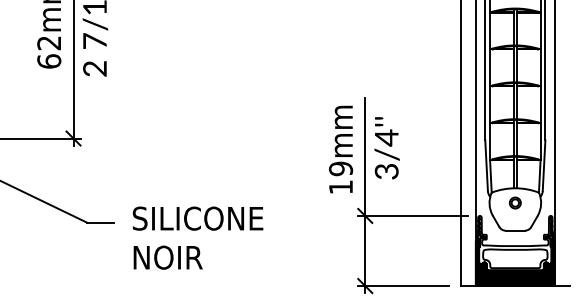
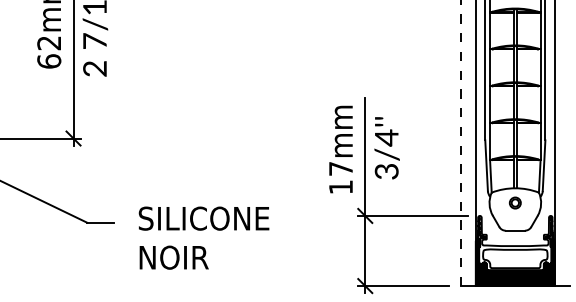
line: solid -> dashed (461, 143)
text: 19mm -> 17mm (341, 168)
text position: (197, 237) -> (203, 237) (203, 237)
